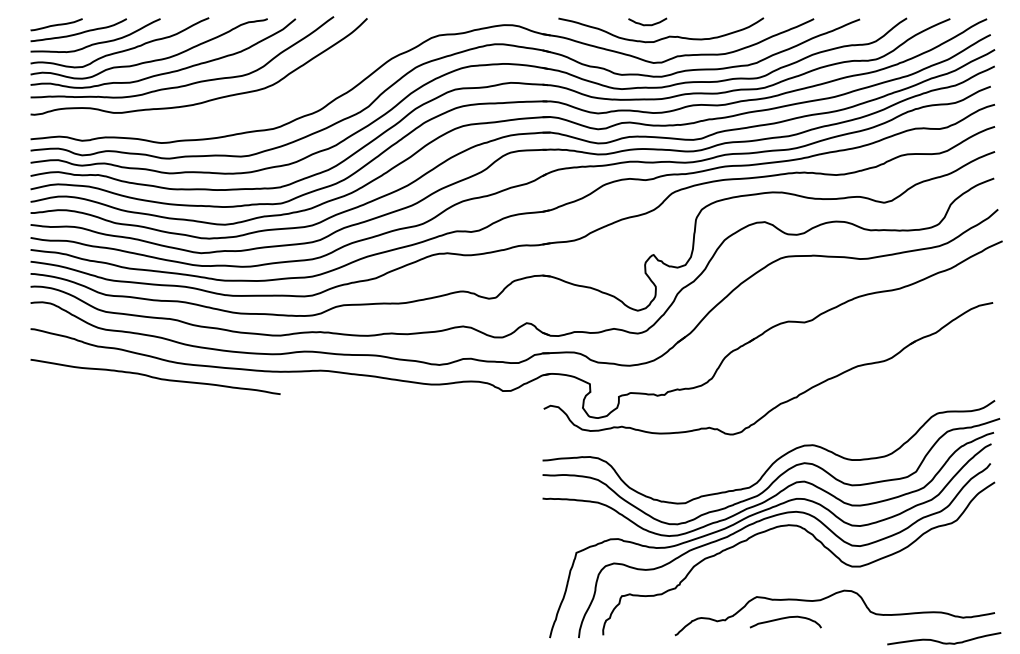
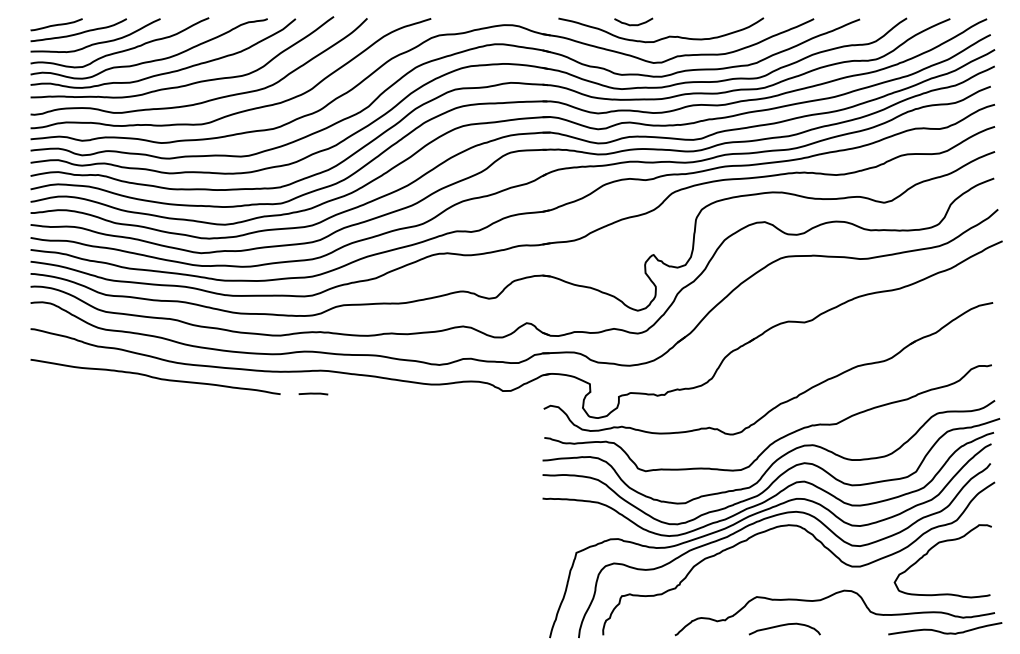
curve position: (647, 24) -> (633, 24) (633, 24)
curve: none -> present (238, 111)
line: none -> present (313, 393)
curve: none -> present (778, 438)
curve: none -> present (934, 547)
curve position: (783, 619) -> (782, 626) (782, 626)
curve position: (944, 642) -> (945, 632) (945, 632)
